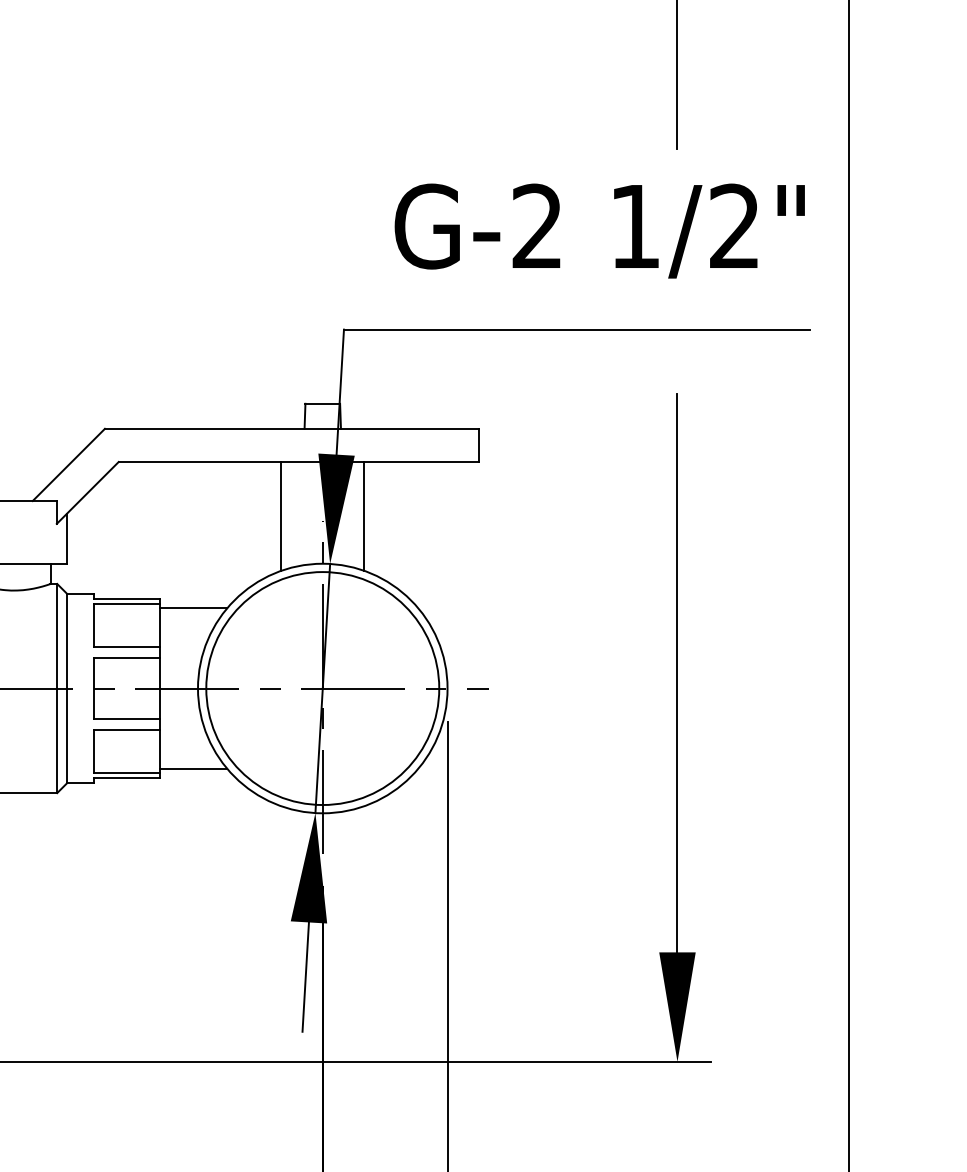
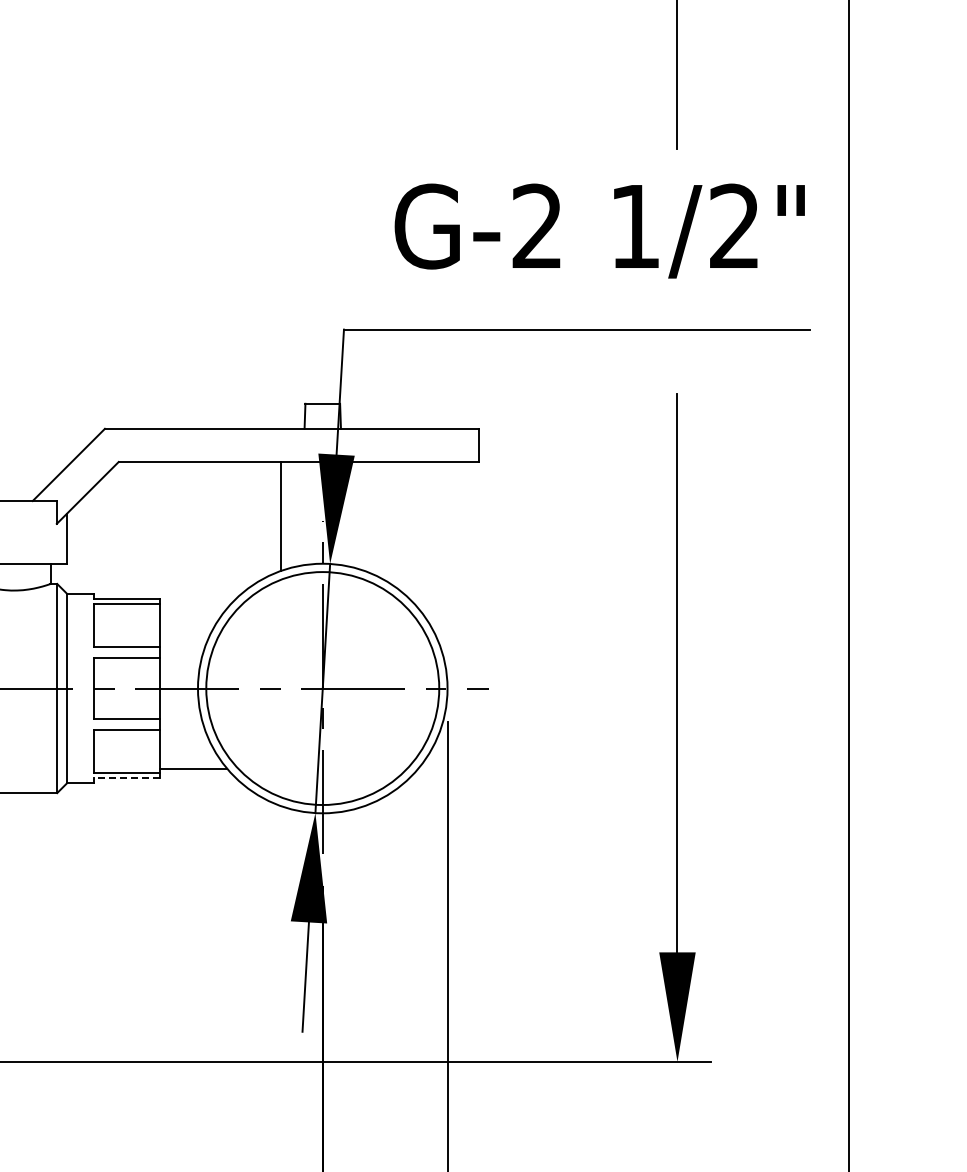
line: present -> none (364, 516)
line: present -> none (193, 608)
line: solid -> dashed (126, 778)
